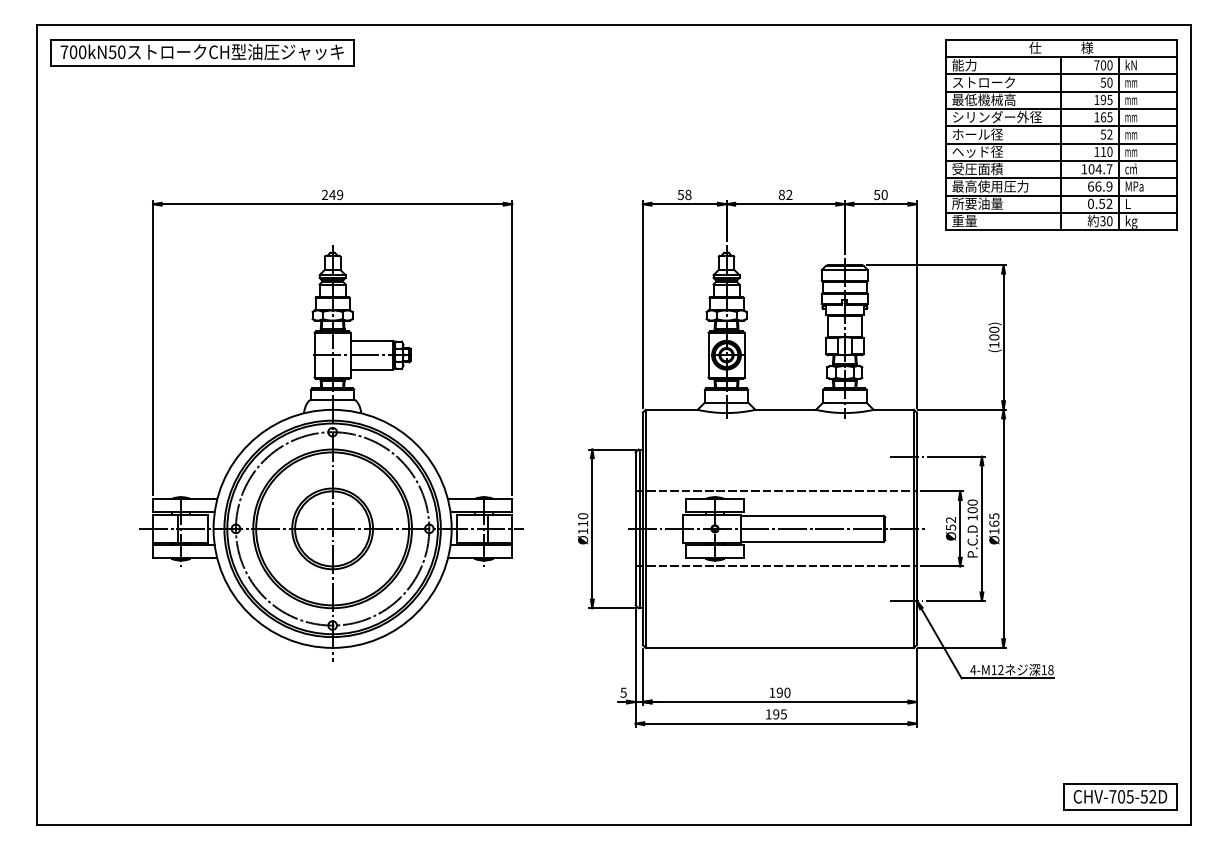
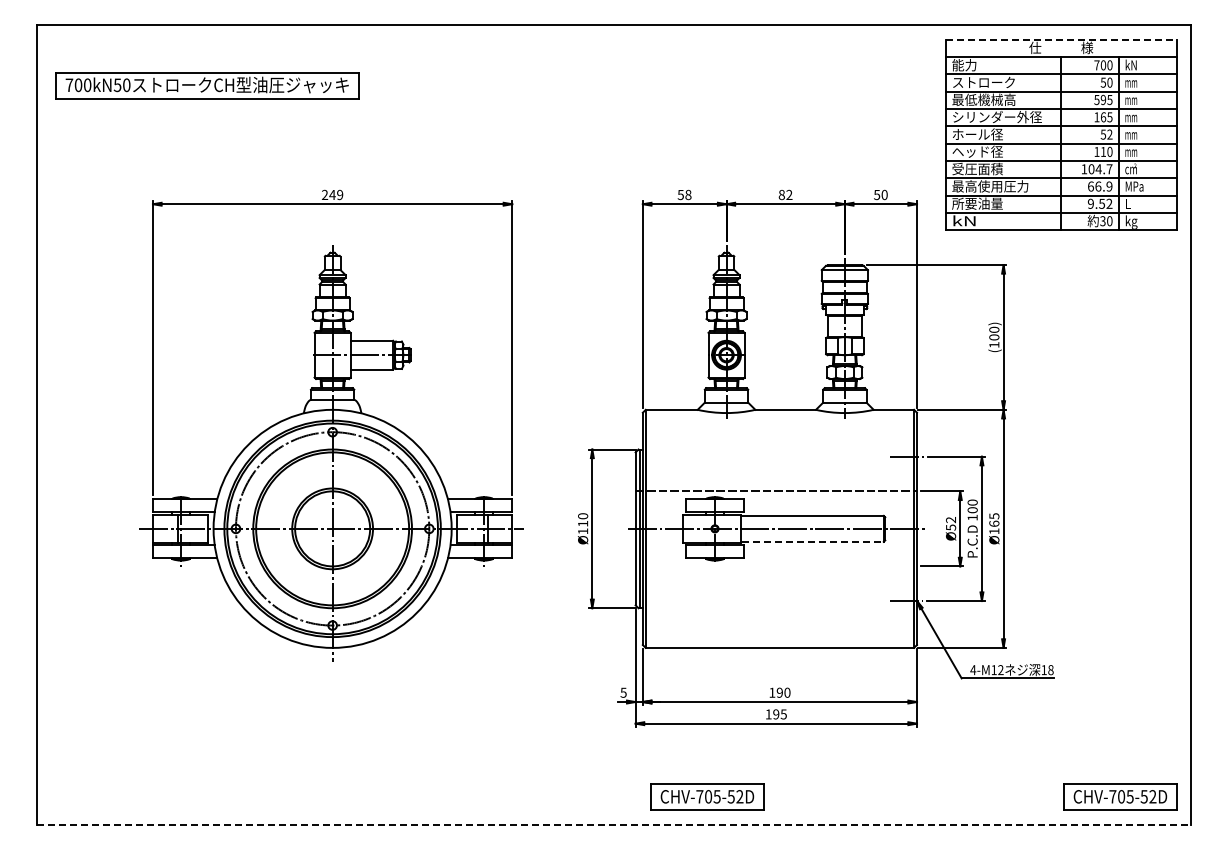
line: solid -> dashed (1061, 39)
part position: (202, 52) -> (207, 85) (207, 85)
text: 195 -> 595 (1096, 100)
text: 0.52 -> 9.52 (1090, 203)
text: 重量 -> kN (964, 220)
line: solid -> dashed (813, 541)
line: present -> none (776, 566)
part: none -> present (707, 796)
line: solid -> dashed (614, 824)
